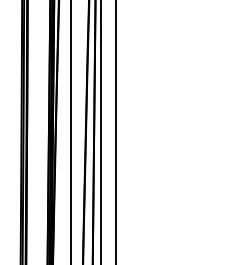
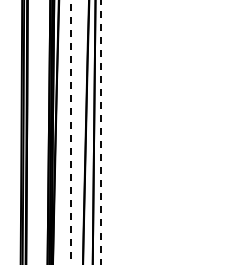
line: present -> none (116, 131)
line: solid -> dashed (71, 132)
line: solid -> dashed (101, 132)
